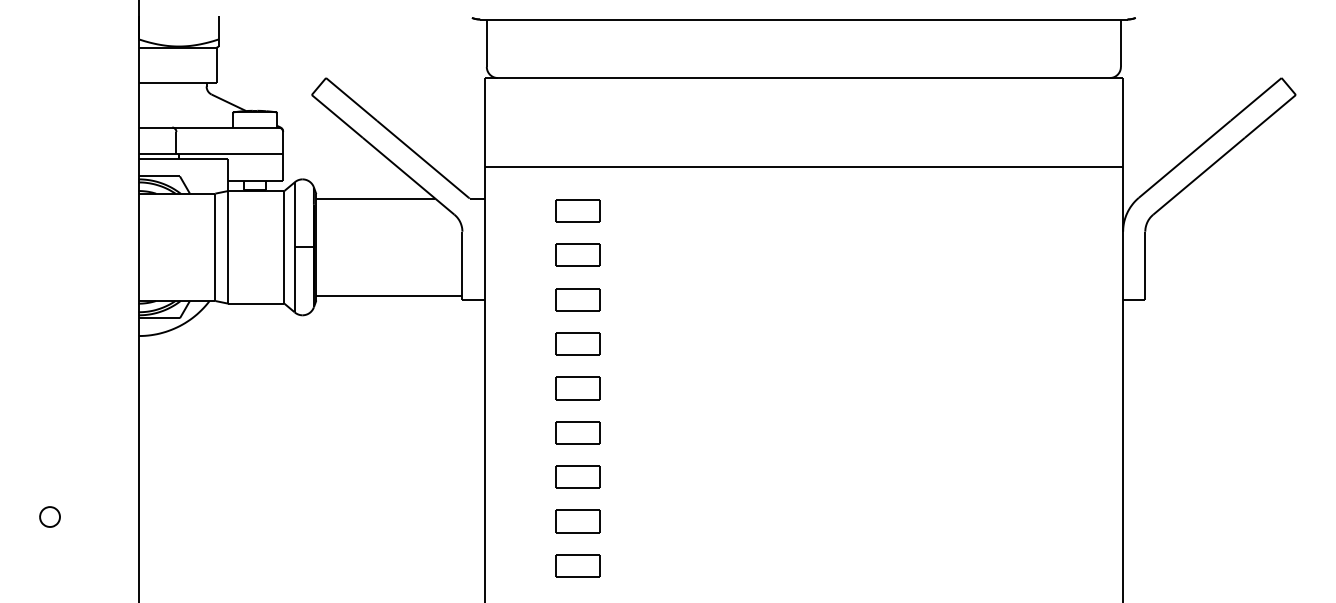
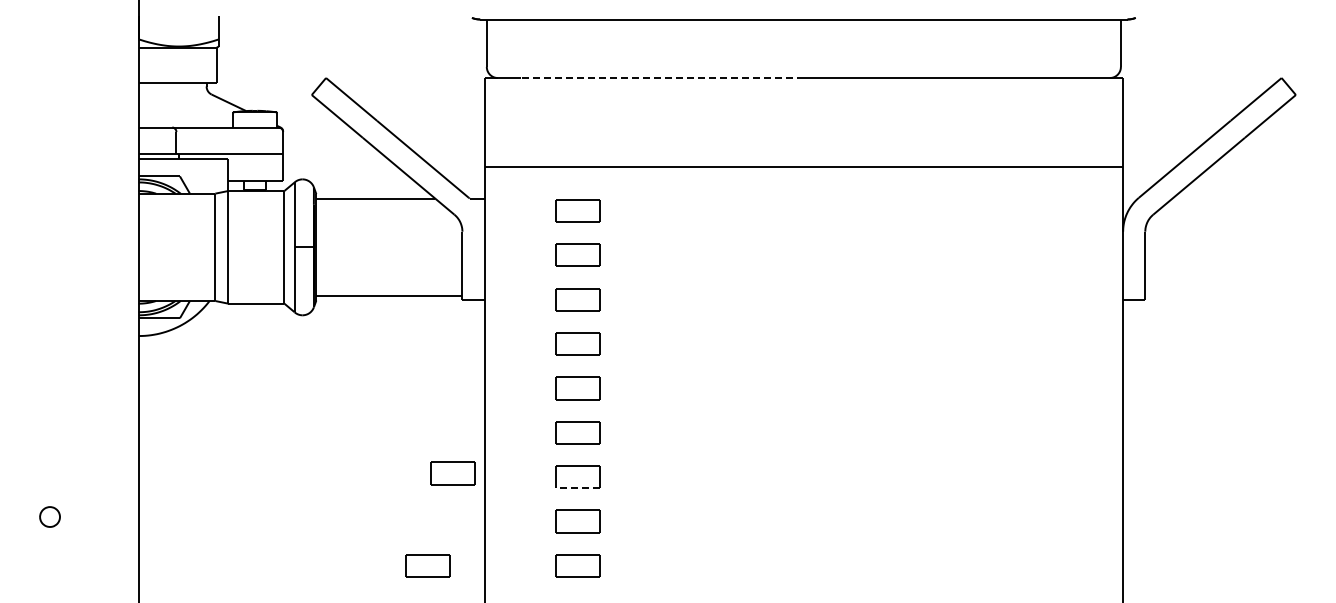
line: solid -> dashed (662, 78)
part: none -> present (452, 473)
line: solid -> dashed (577, 488)
part: none -> present (427, 565)
